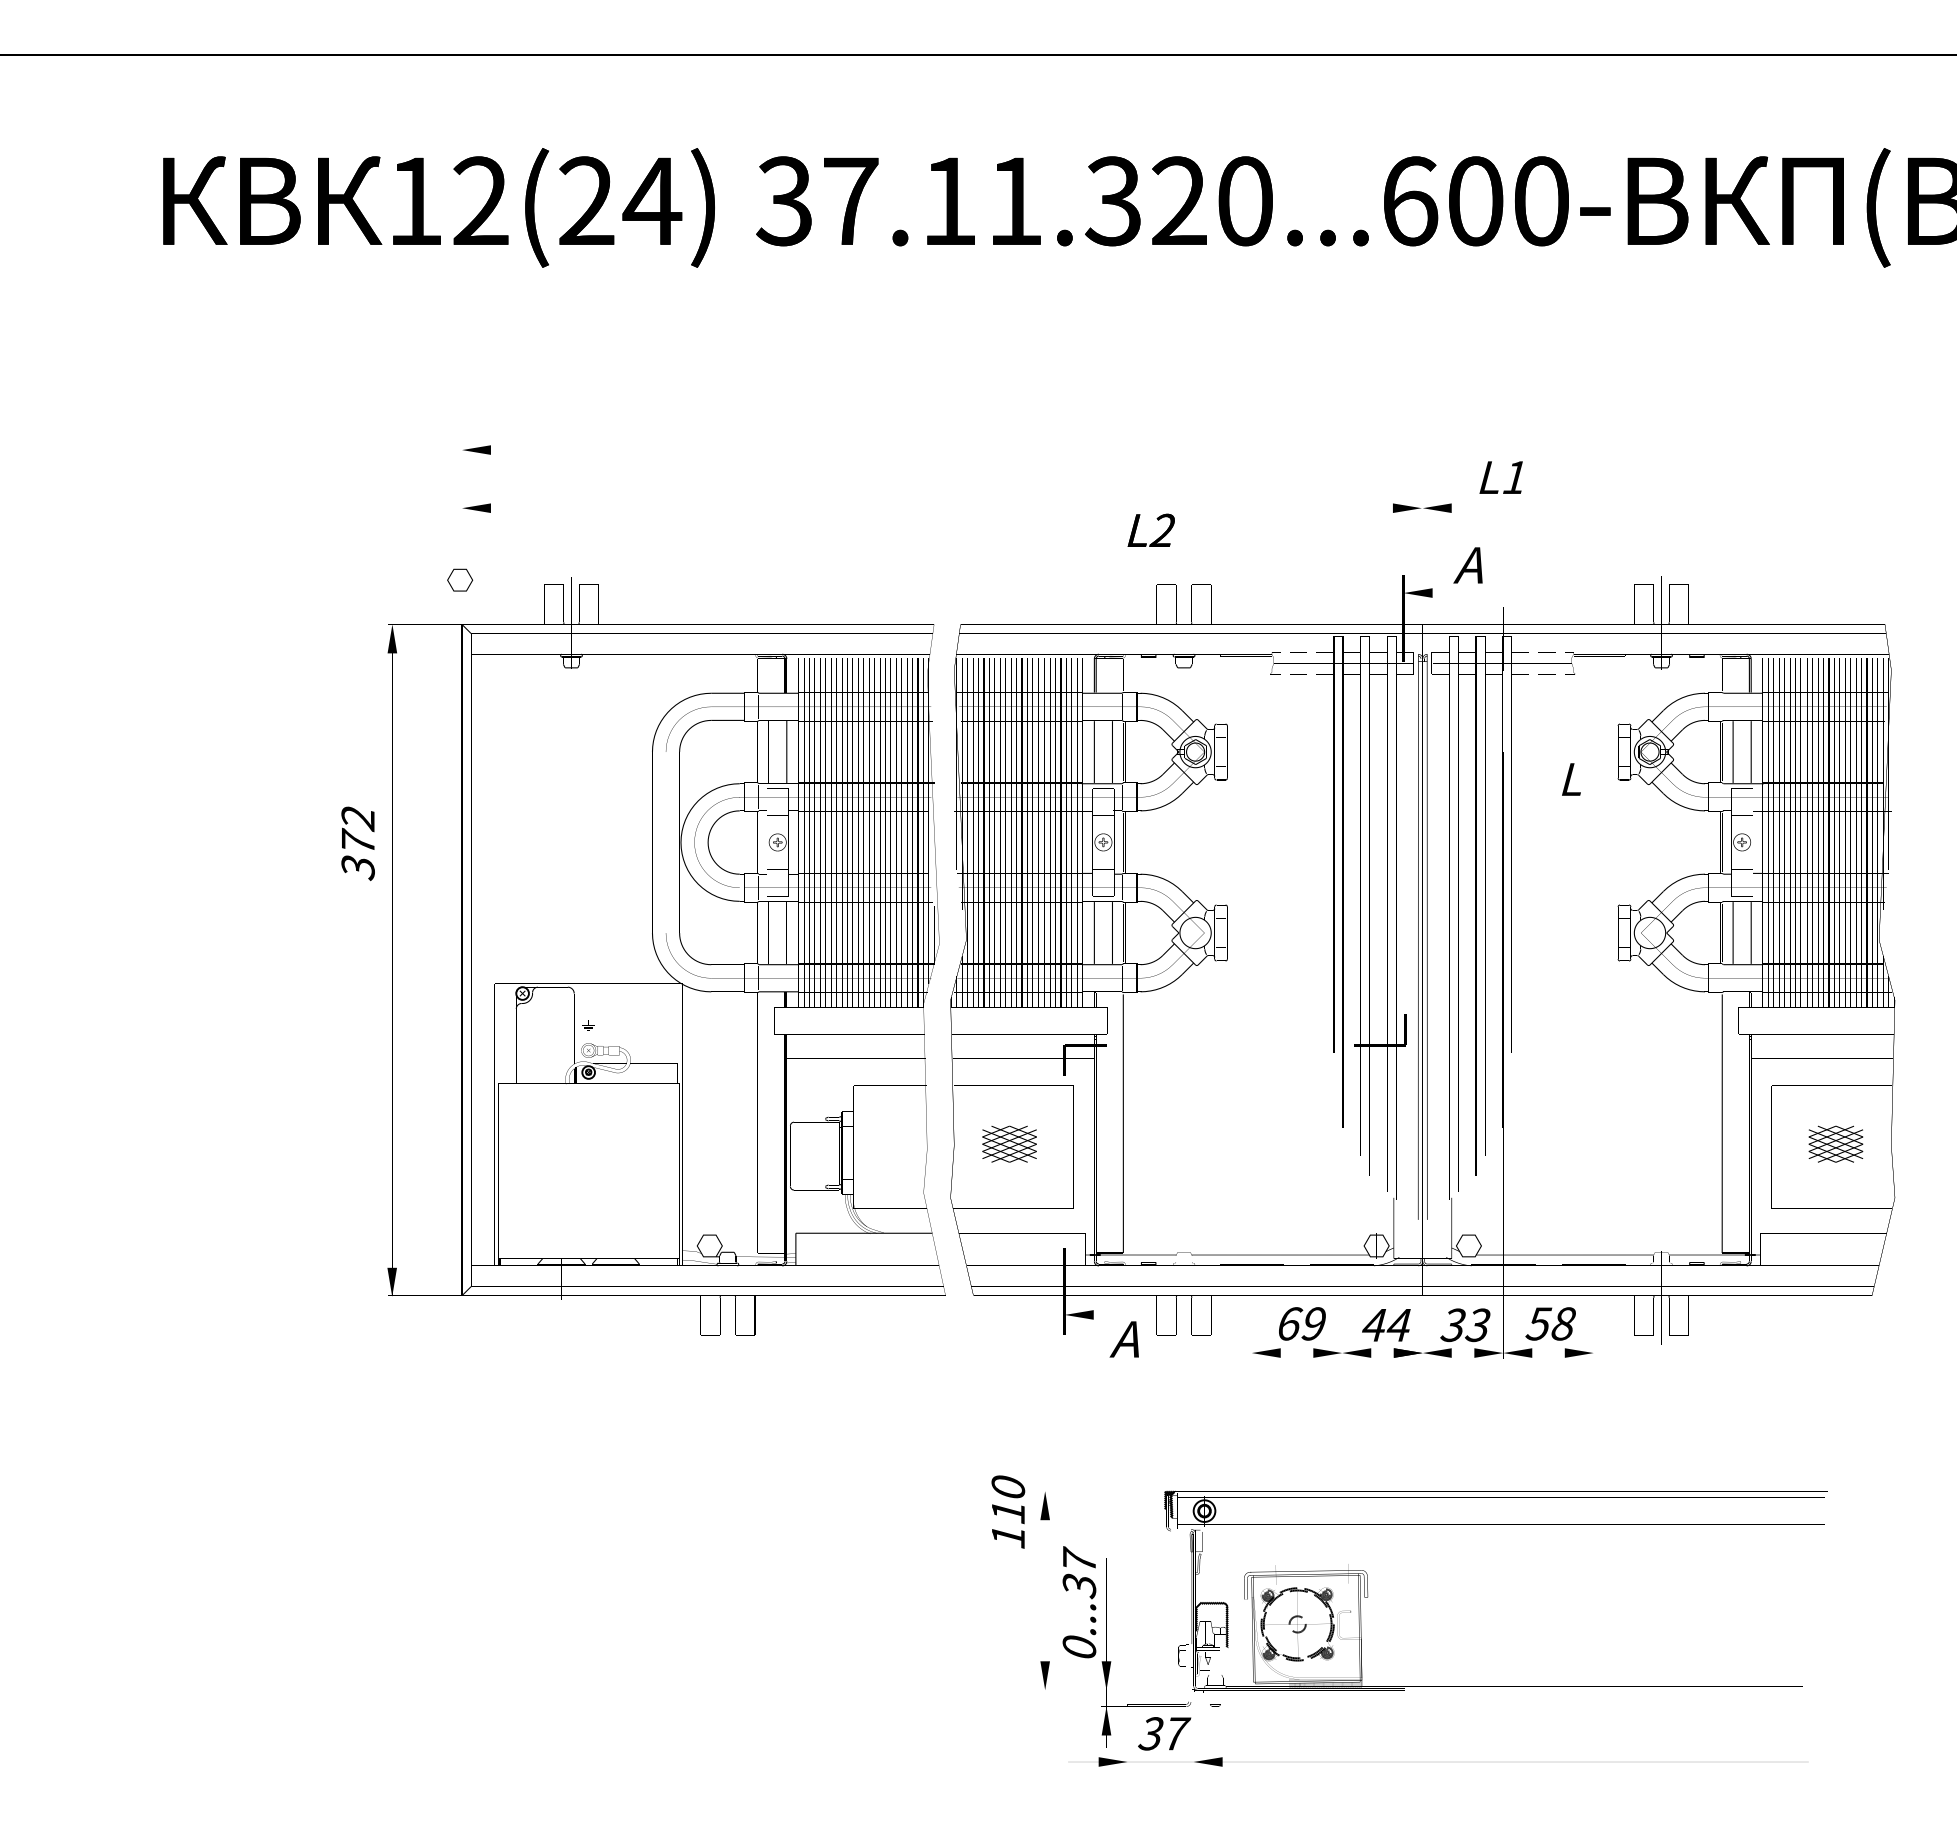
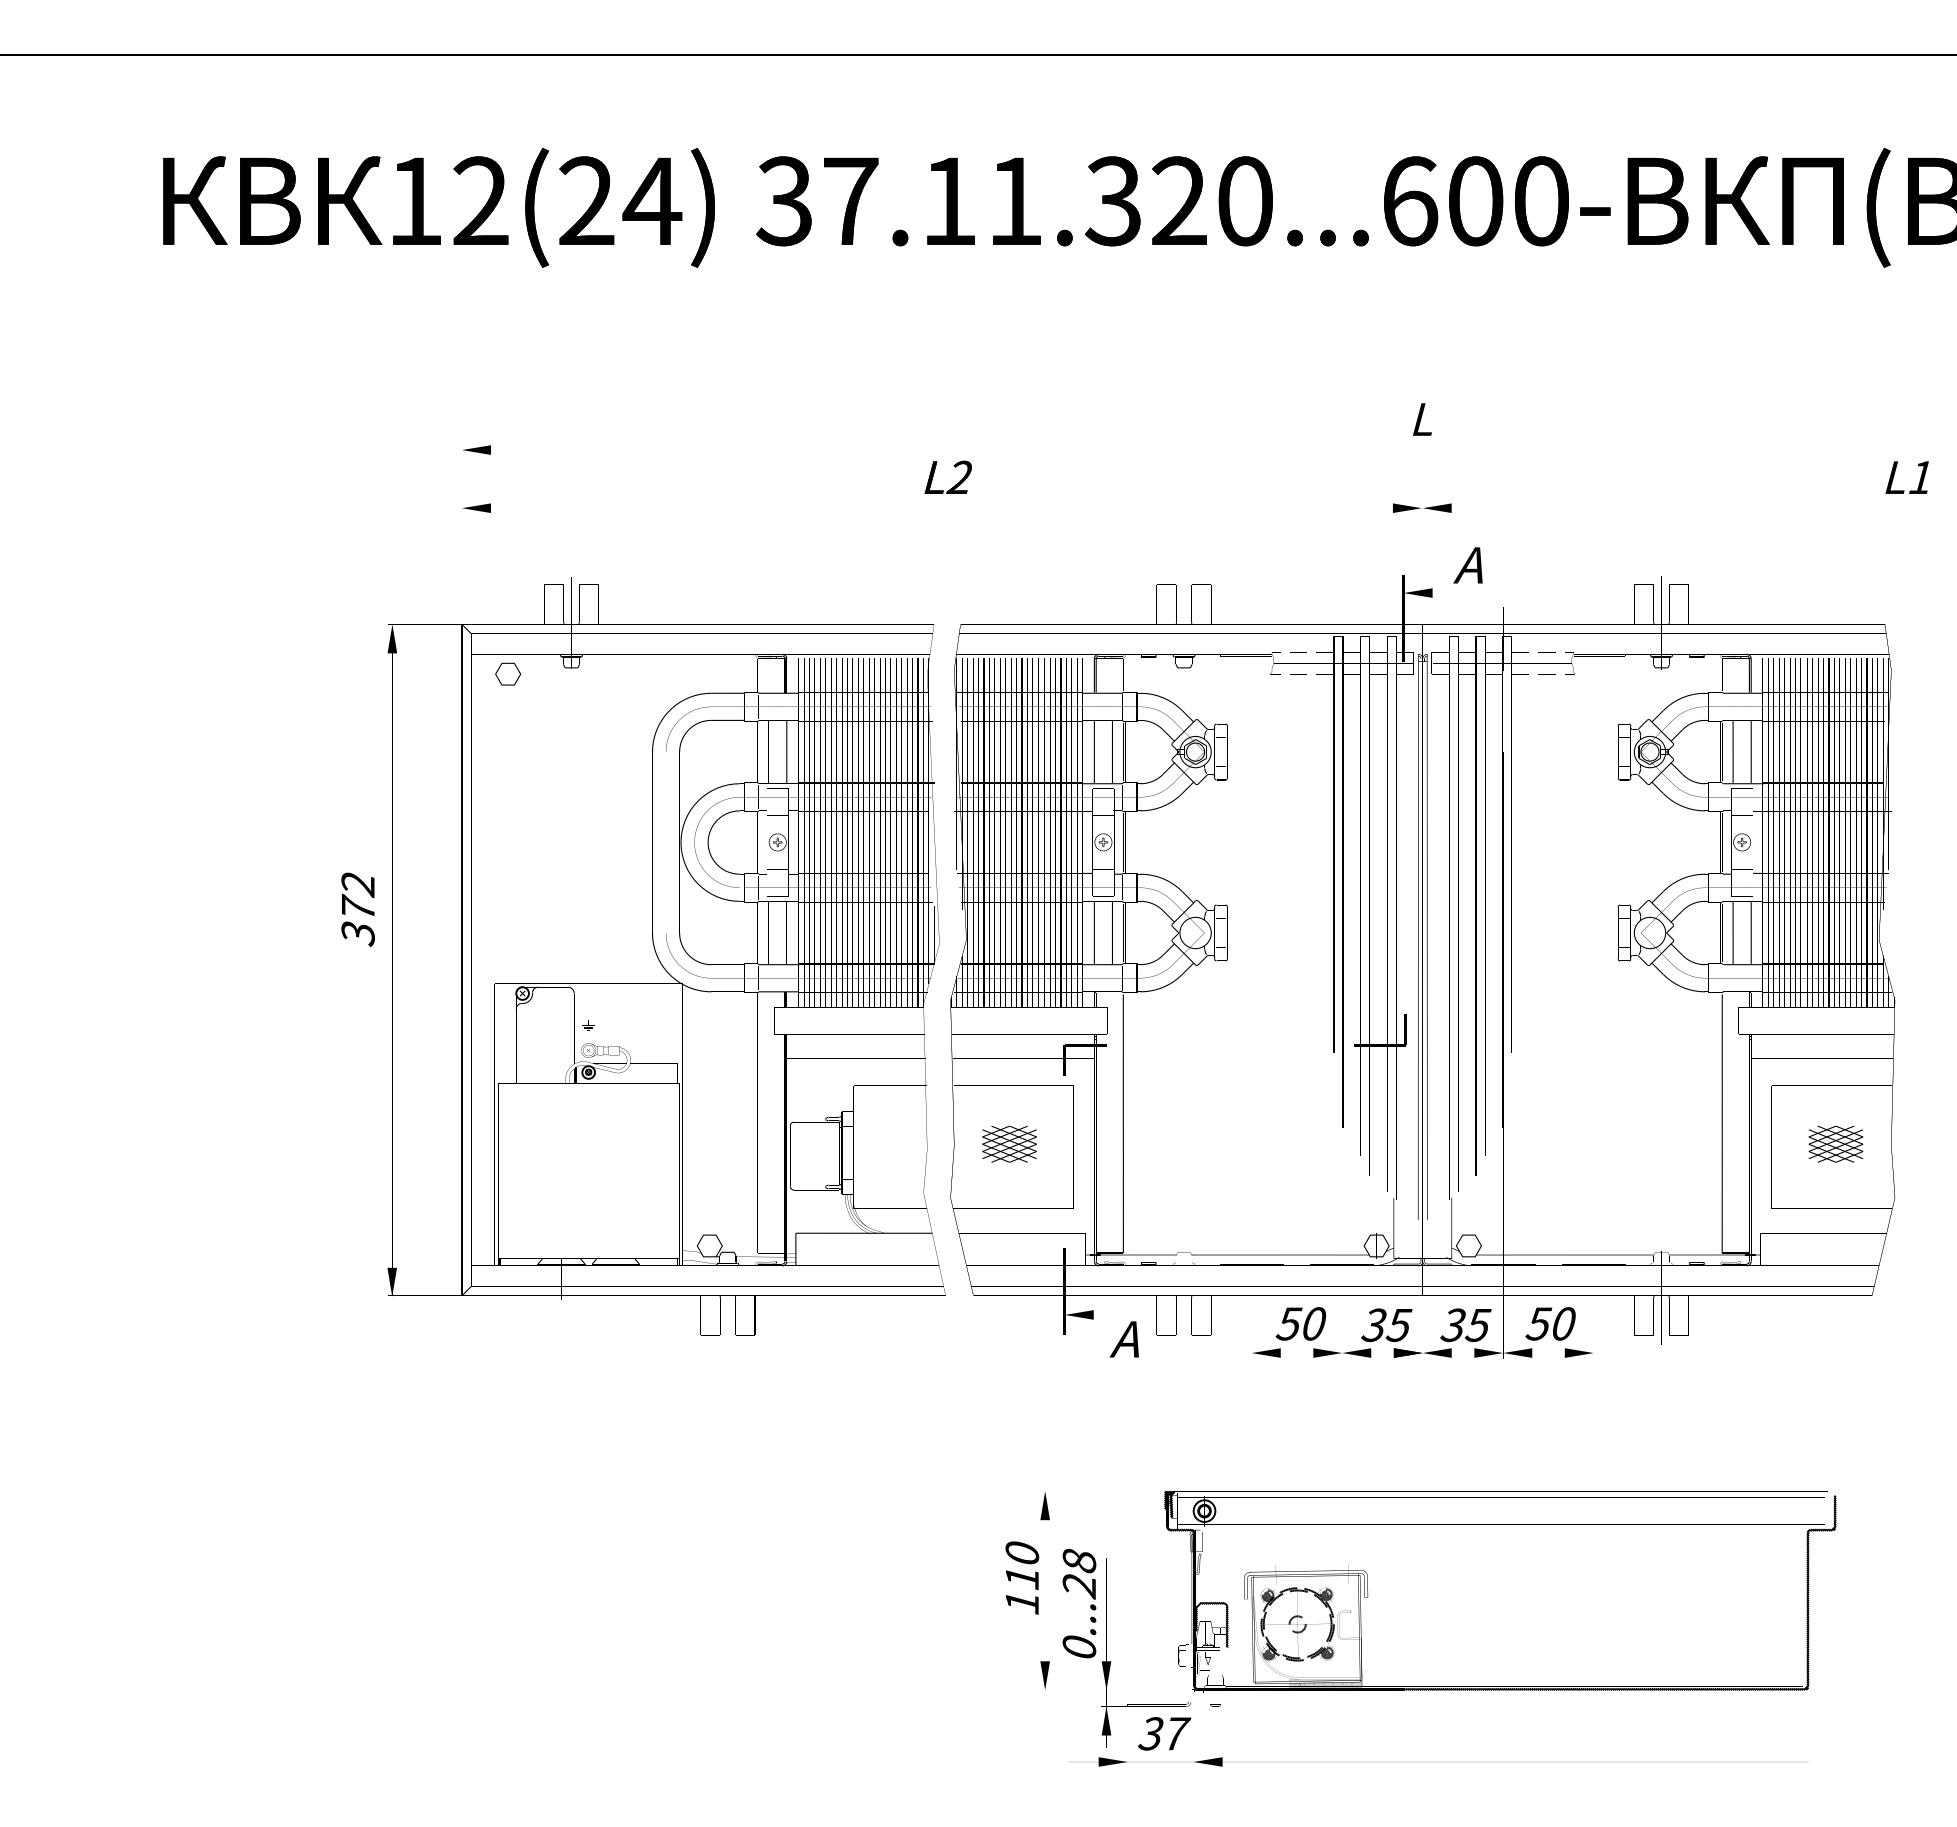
text position: (1500, 477) -> (1906, 477) (1906, 477)
text position: (1150, 529) -> (947, 476) (947, 476)
part position: (460, 579) -> (508, 673) (508, 673)
text position: (1571, 779) -> (1422, 419) (1422, 419)
text position: (357, 843) -> (357, 909) (357, 909)
text: 69 -> 50 (1300, 1323)
text: 58 -> 50 (1563, 1323)
text: 33 -> 35 (1478, 1324)
text: 44 -> 35 (1386, 1325)
text position: (1008, 1511) -> (1022, 1577) (1022, 1577)
text: 0...37 -> 0...28 (1079, 1572)
hatch: none -> present (1501, 1592)
